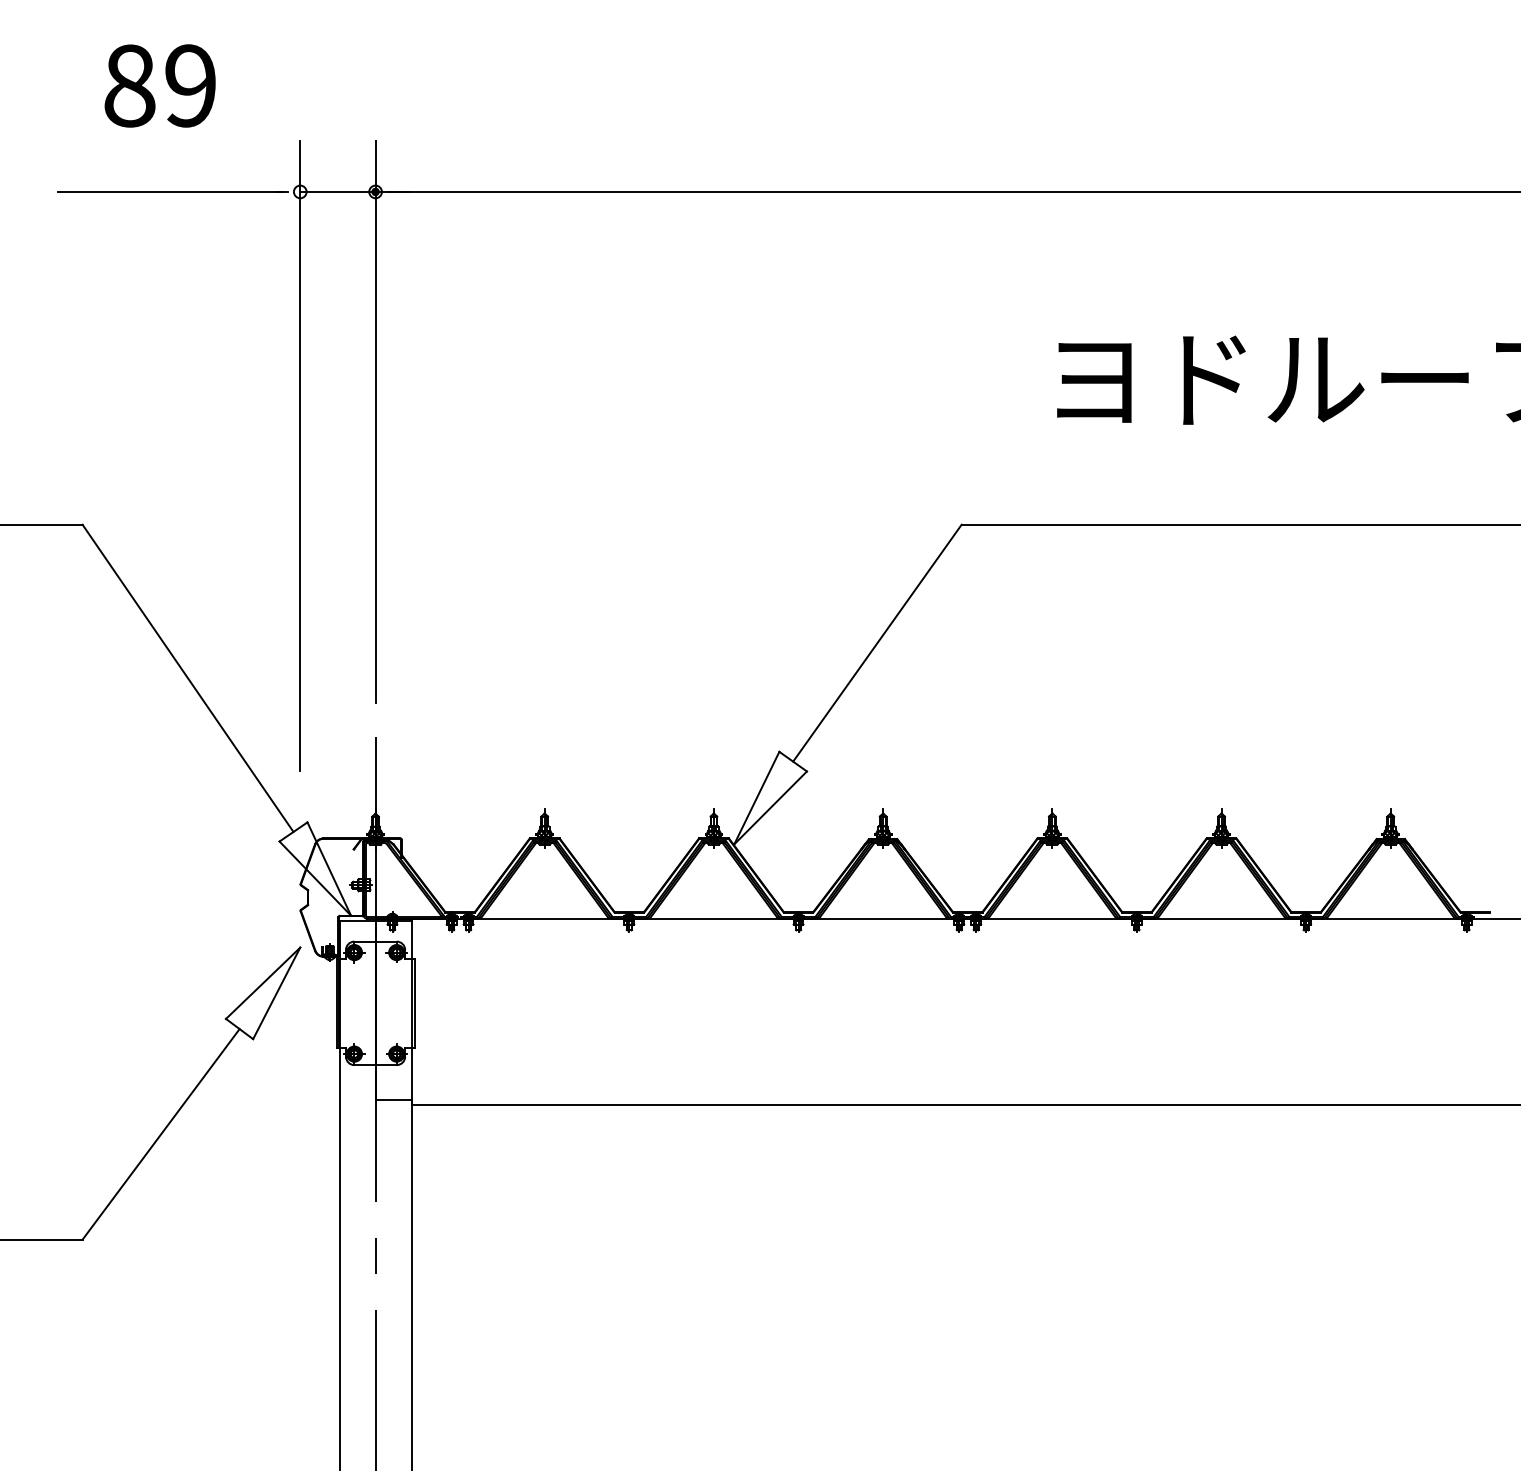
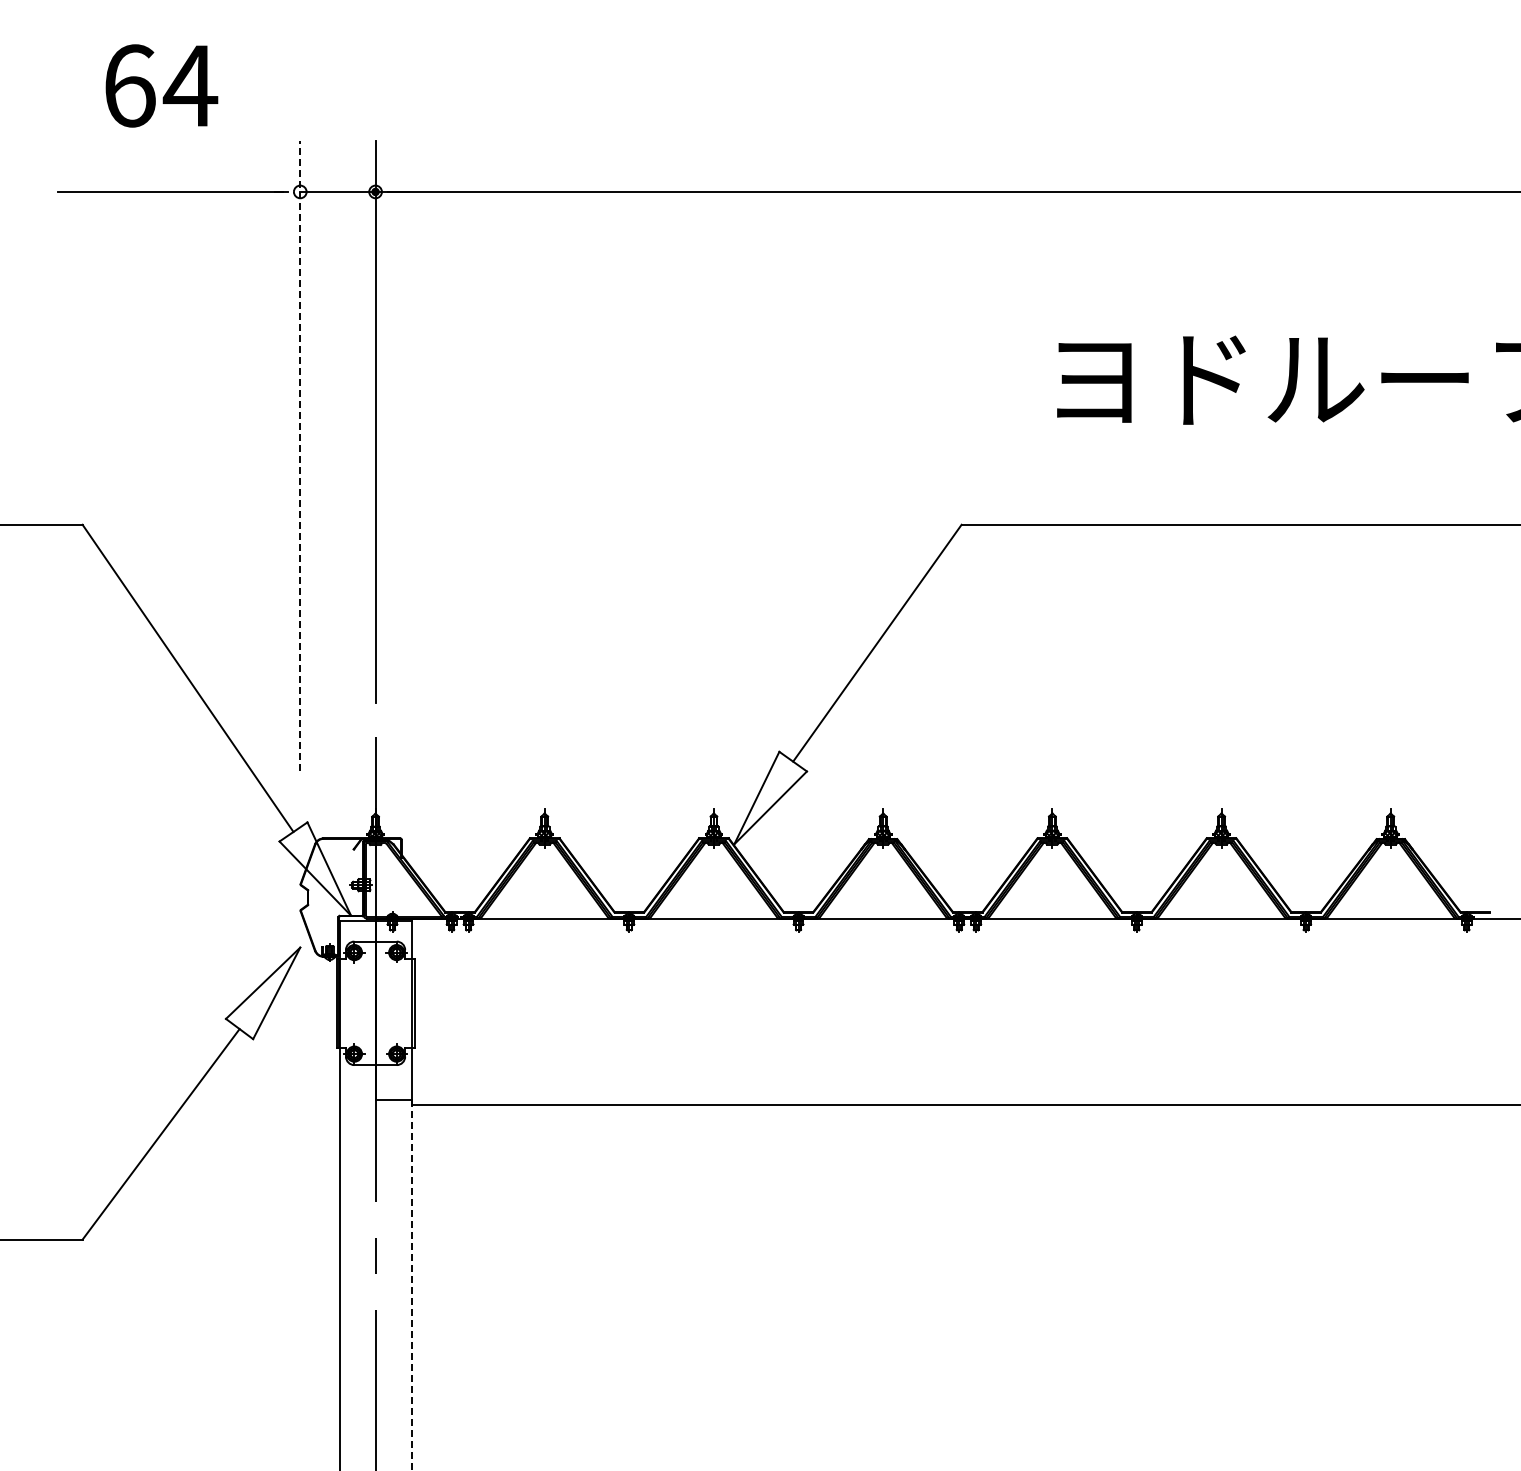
text: 89 -> 64 (161, 85)
line: solid -> dashed (300, 455)
line: solid -> dashed (411, 1285)
